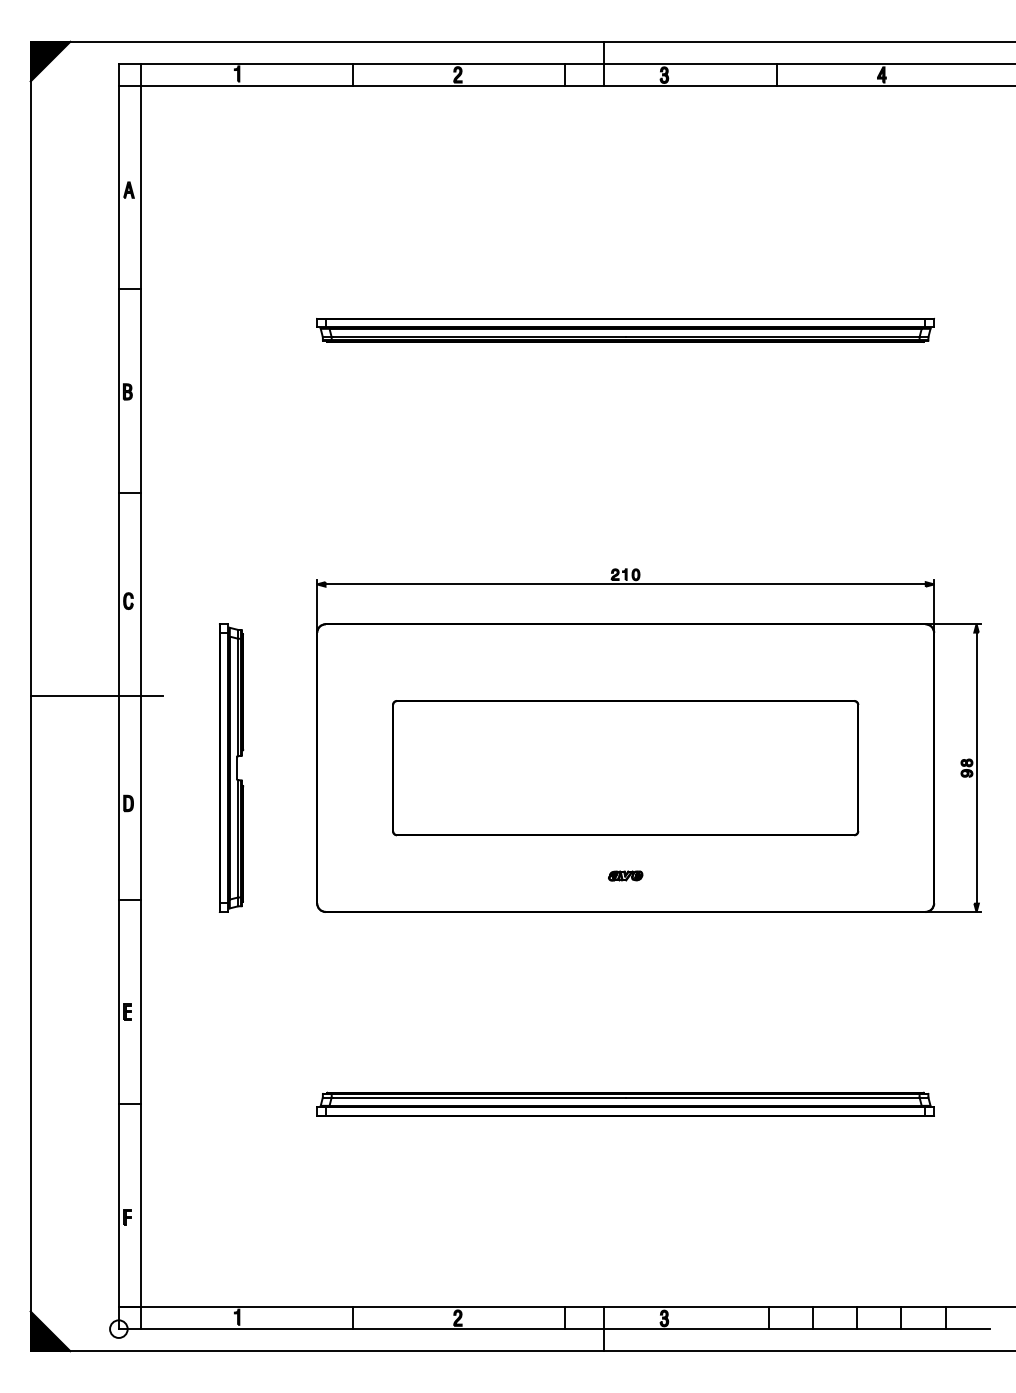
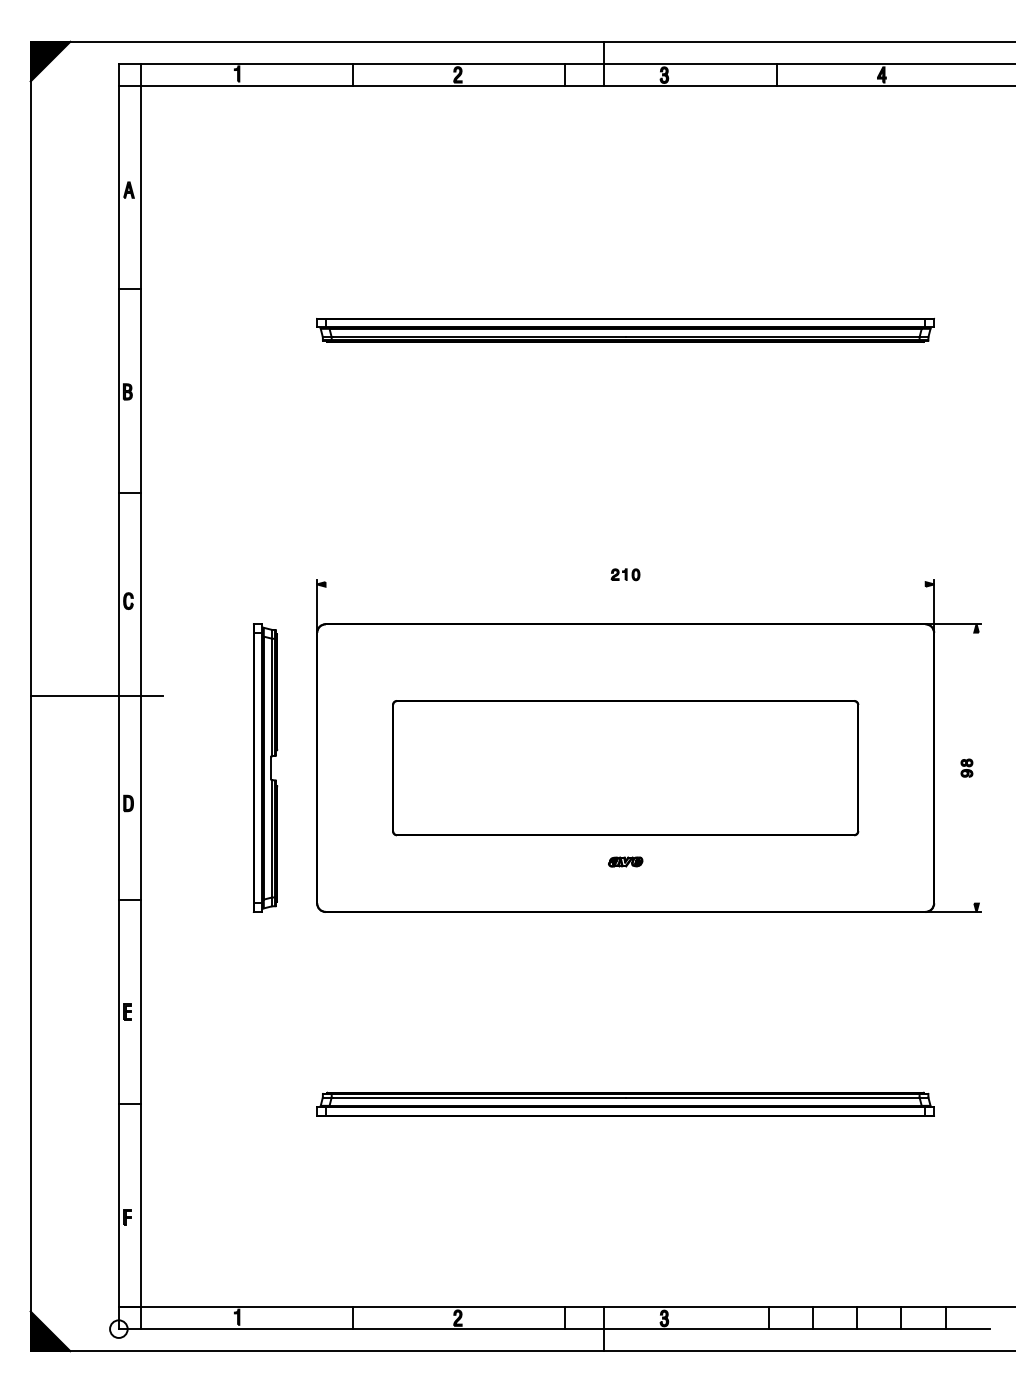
line: present -> none (625, 584)
part position: (231, 767) -> (265, 767) (265, 767)
line: present -> none (976, 767)
part position: (625, 875) -> (625, 861) (625, 861)
